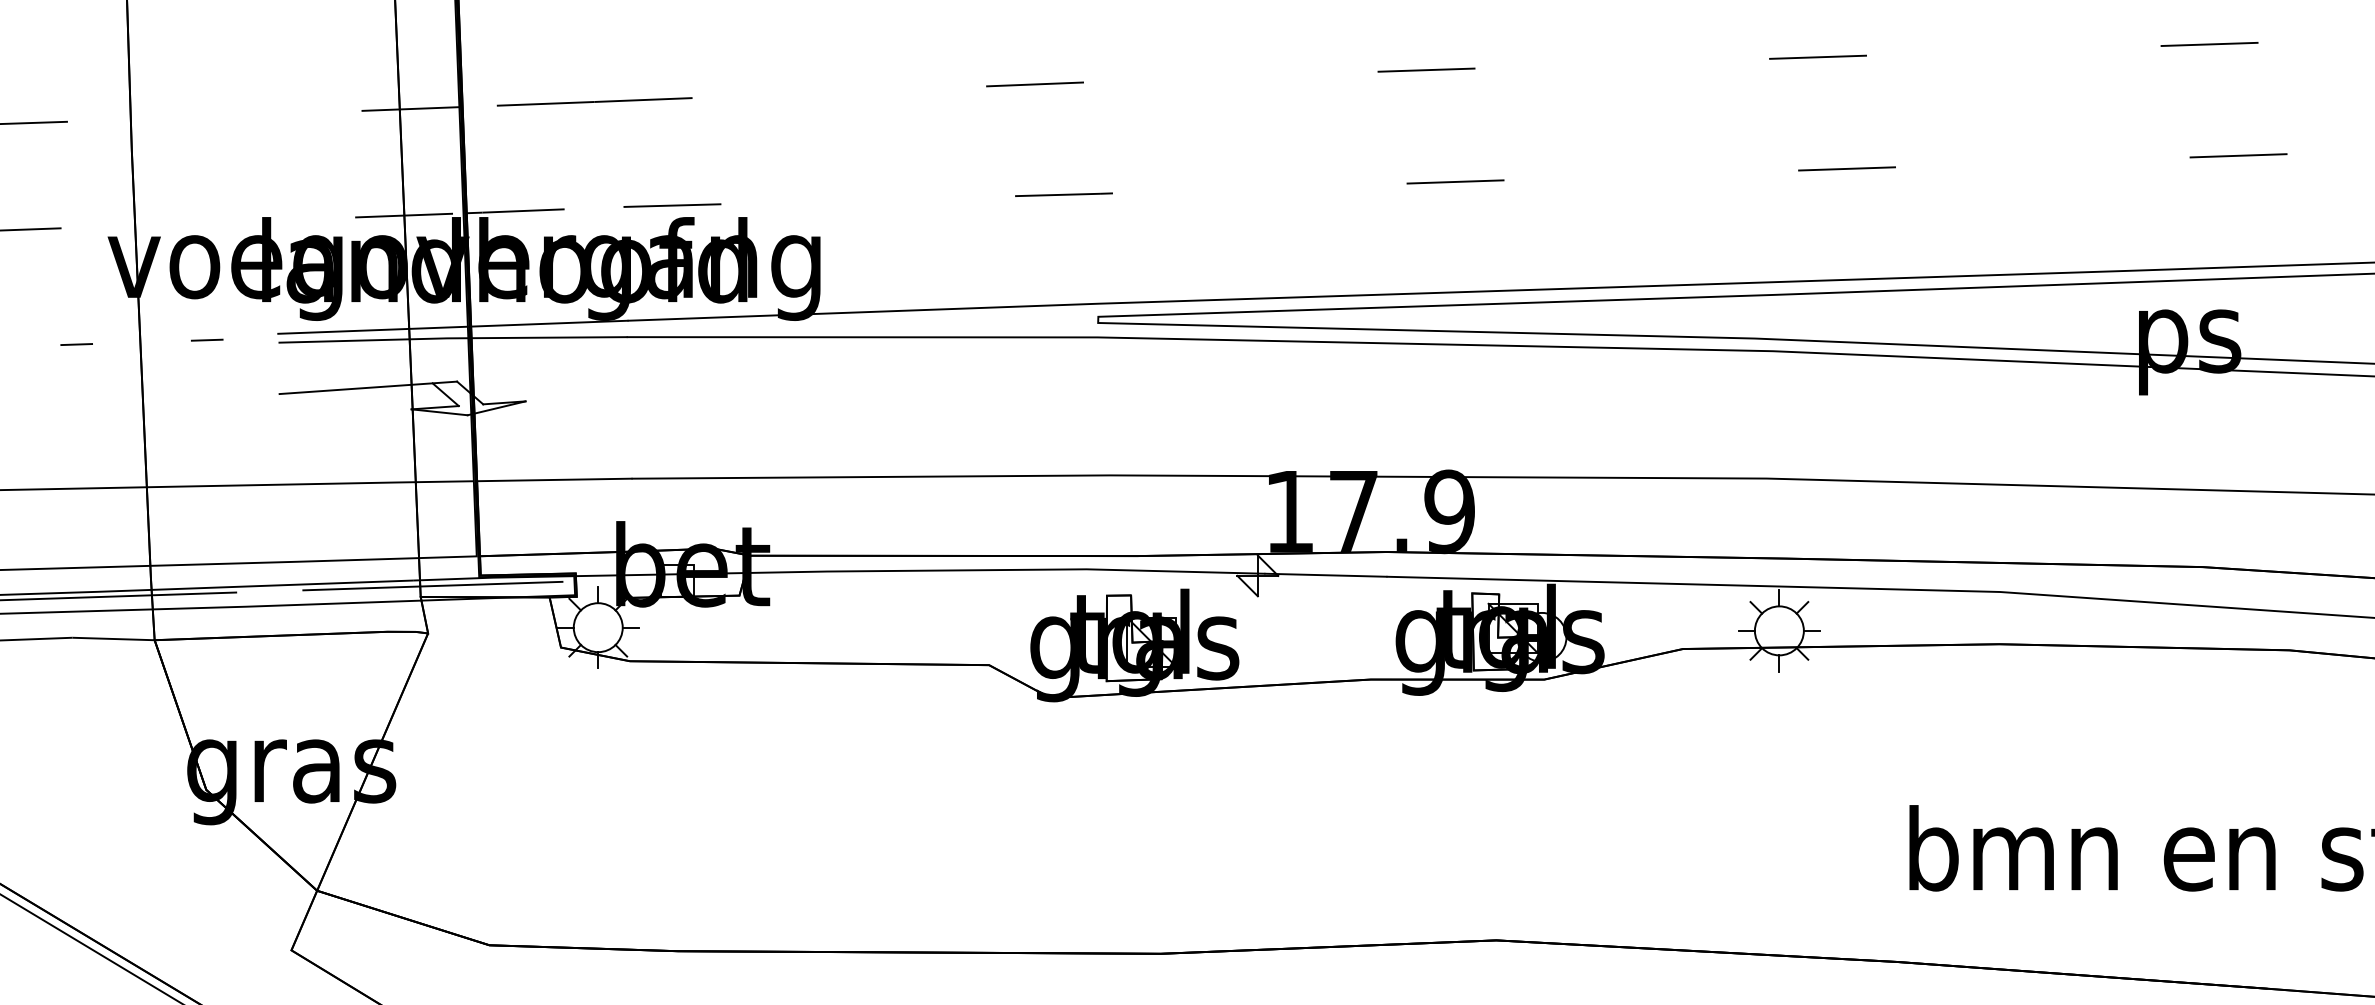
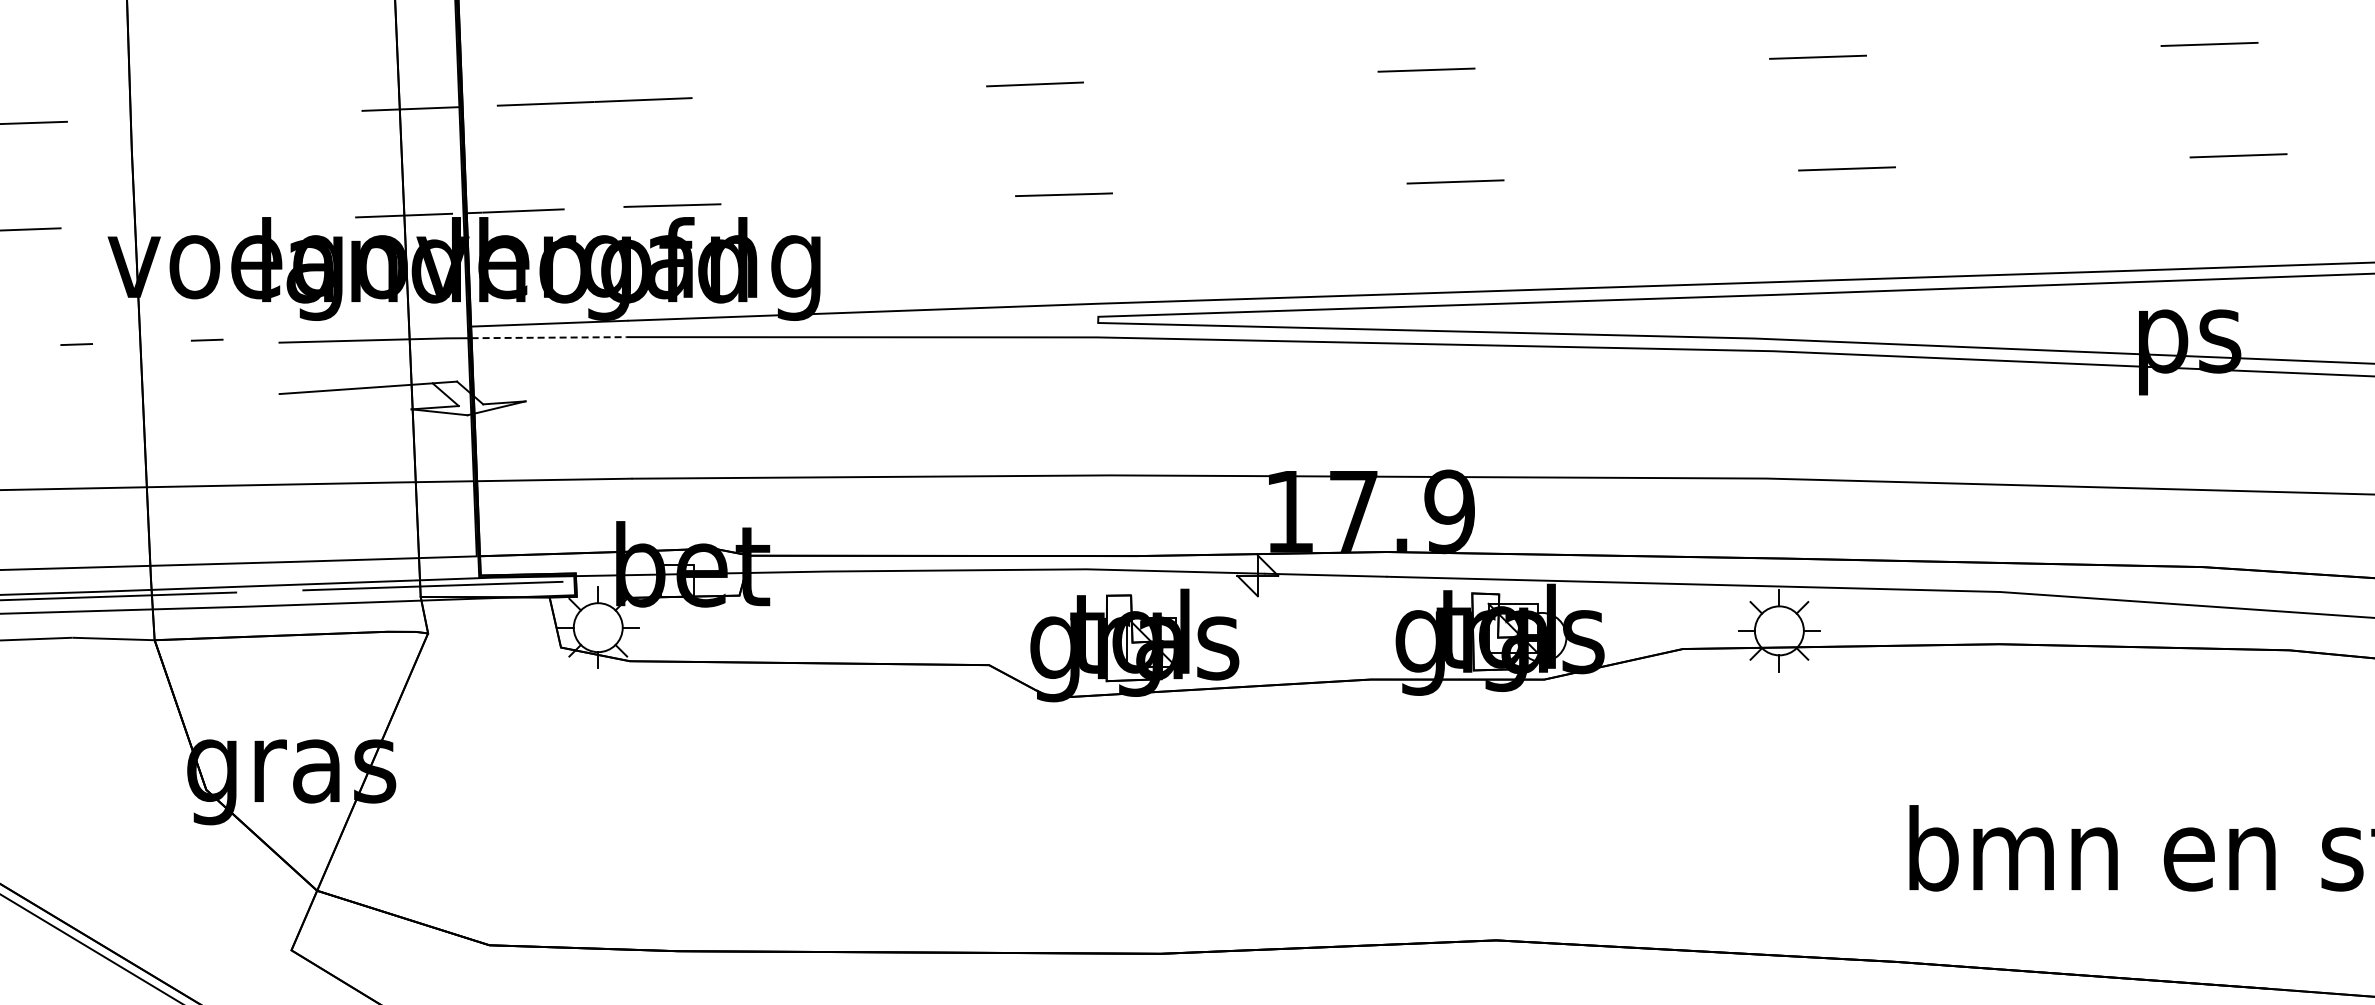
line: present -> none (372, 329)
line: solid -> dashed (549, 337)
